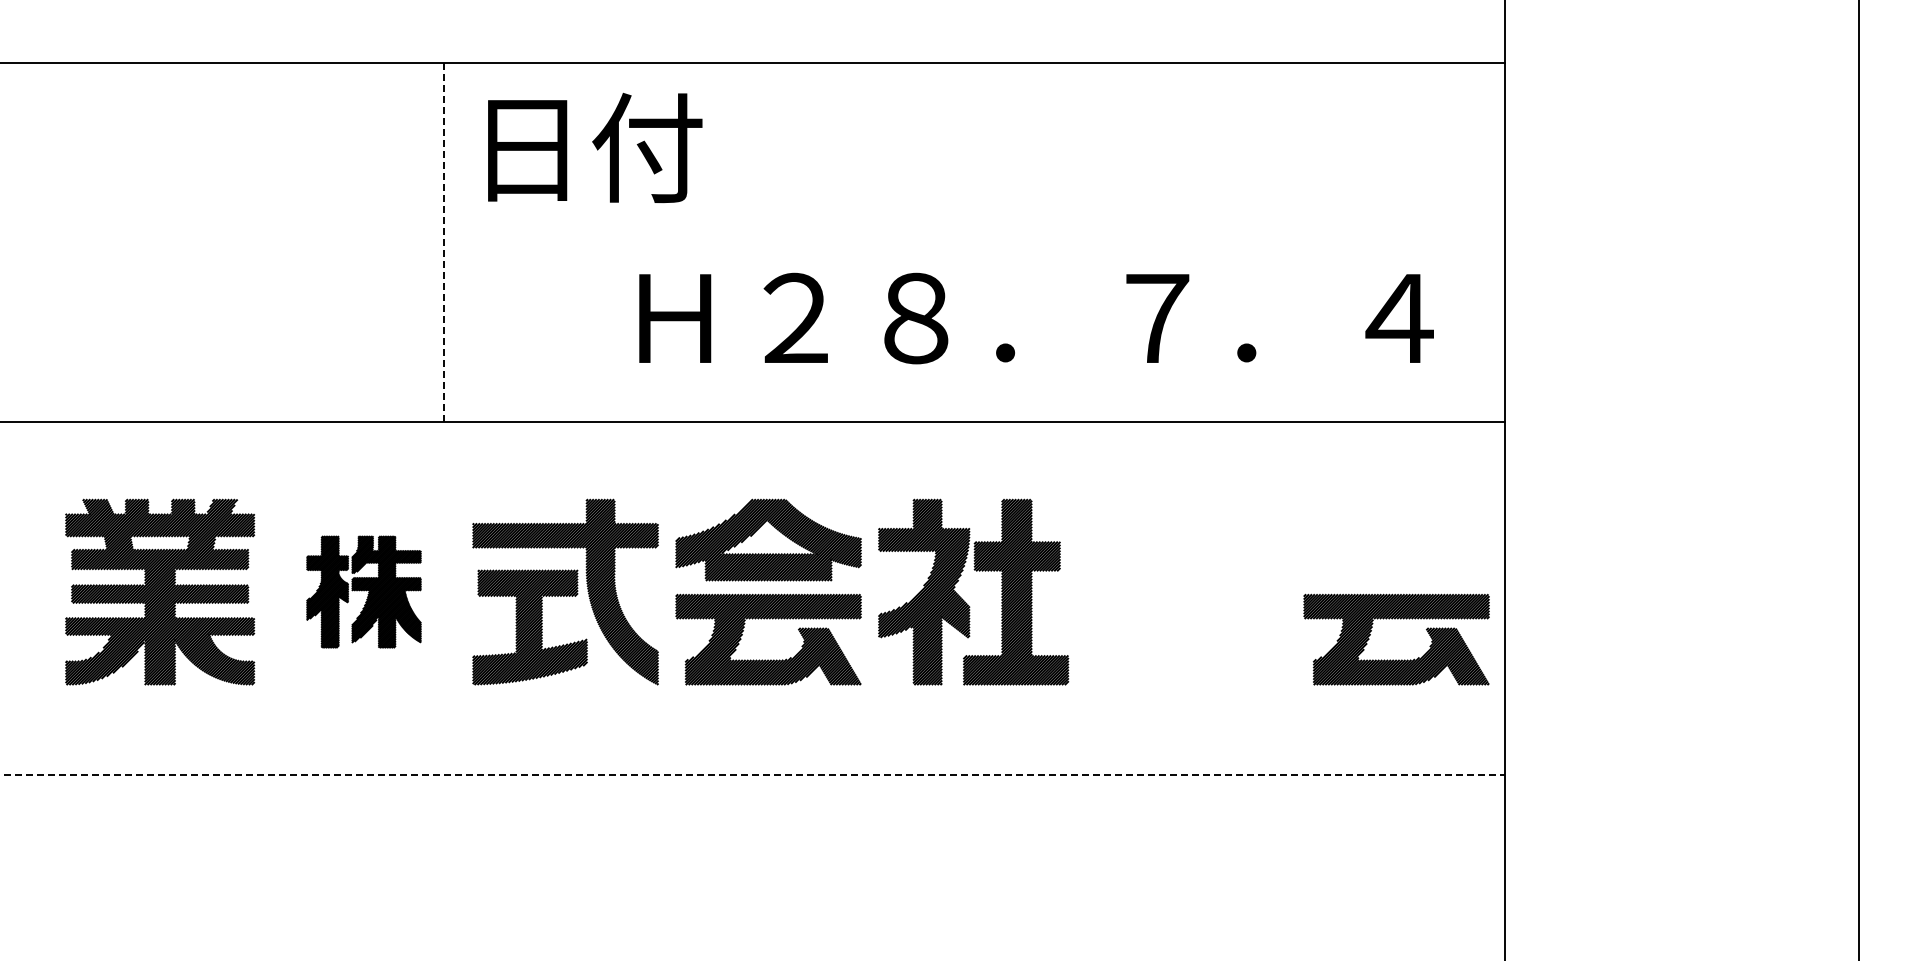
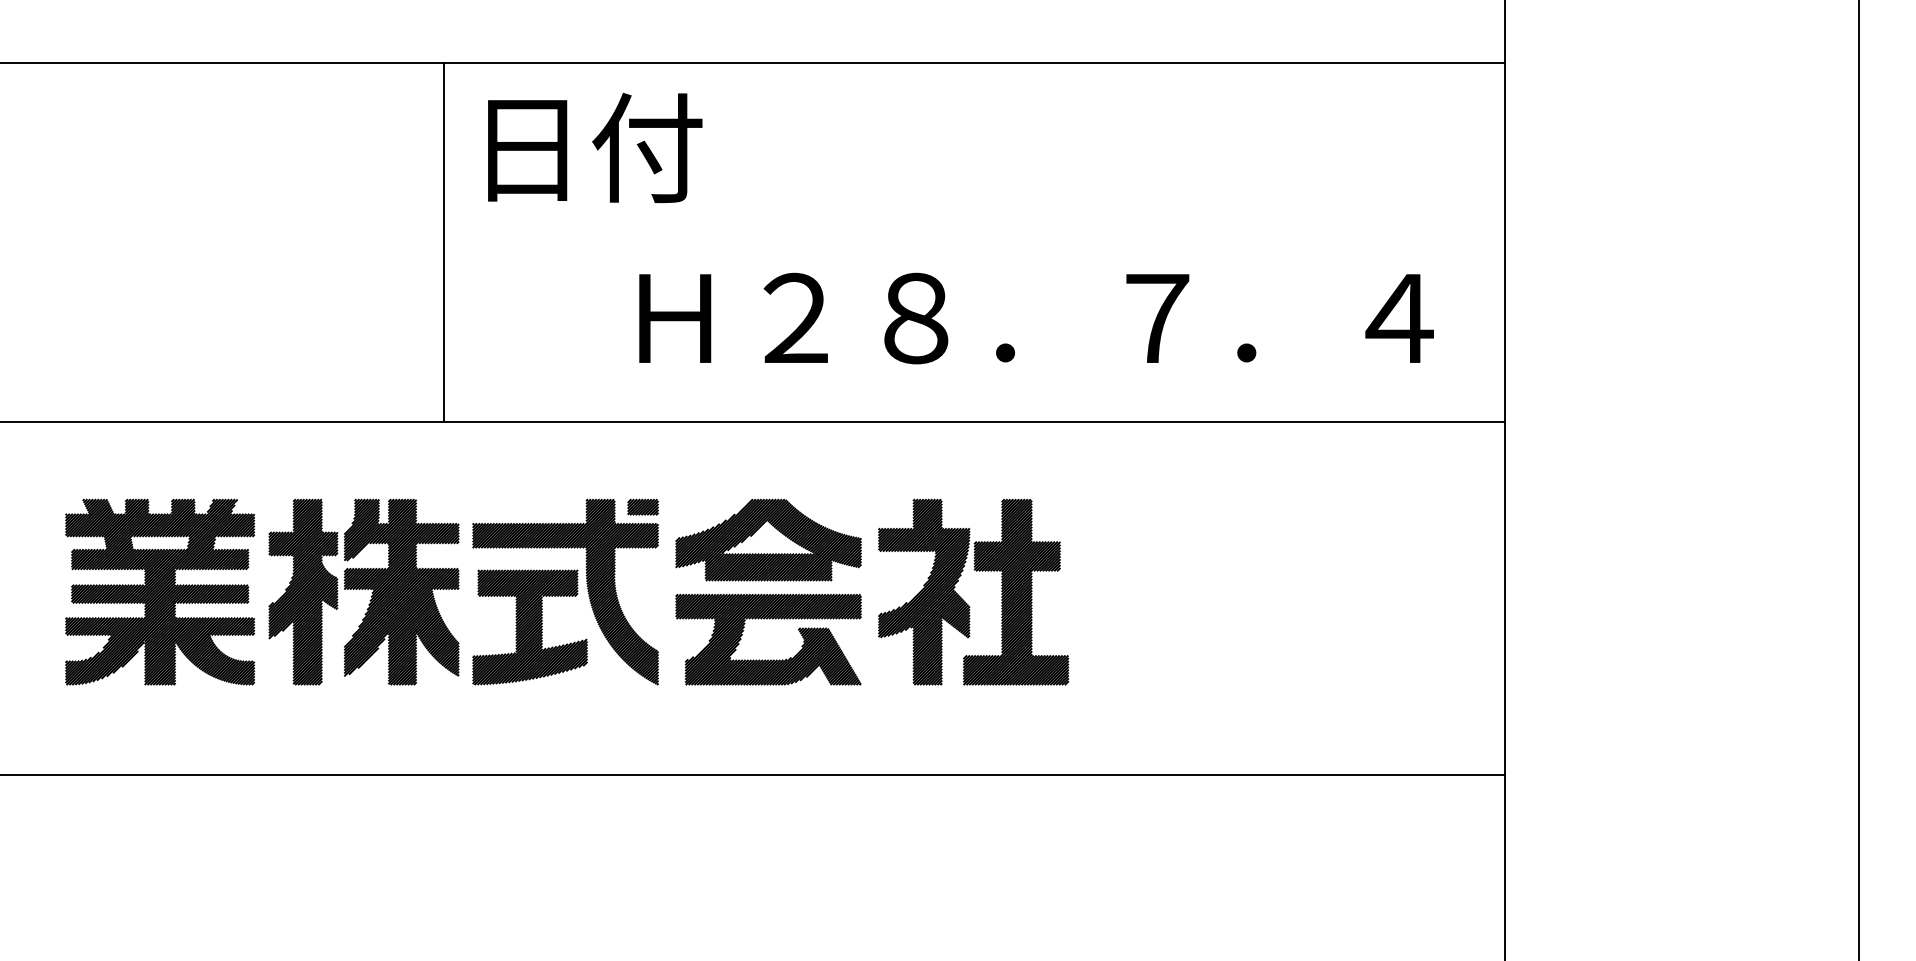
line: dashed -> solid (444, 243)
part: none -> present (642, 506)
part size: 116x114 px -> 192x188 px (363, 591)
part: present -> none (1396, 659)
line: dashed -> solid (753, 775)
